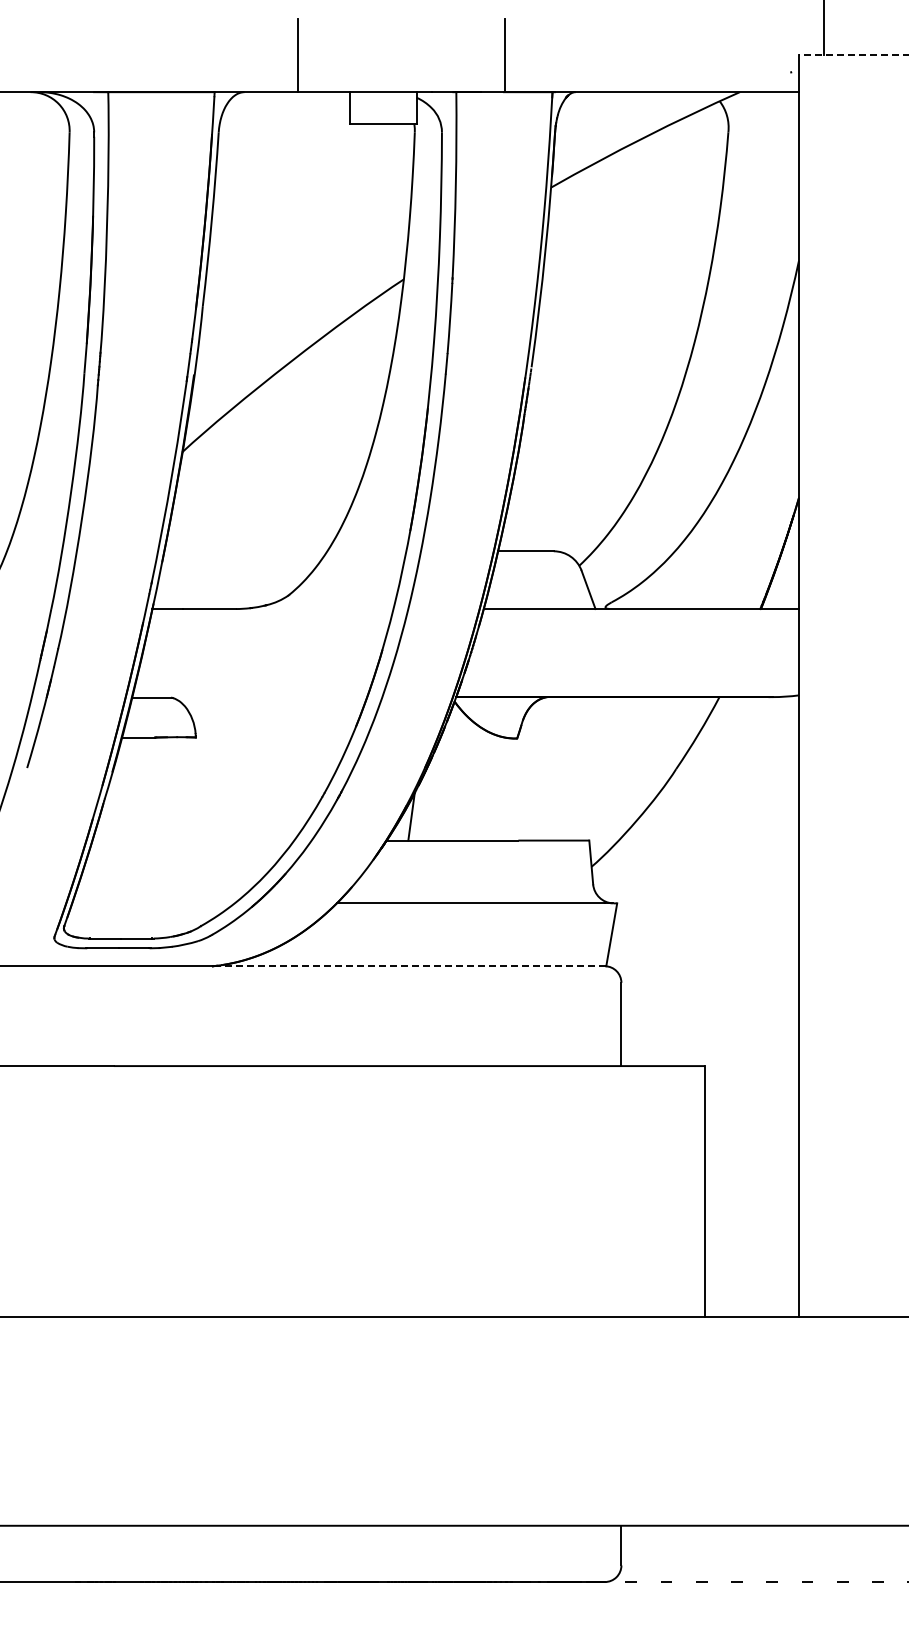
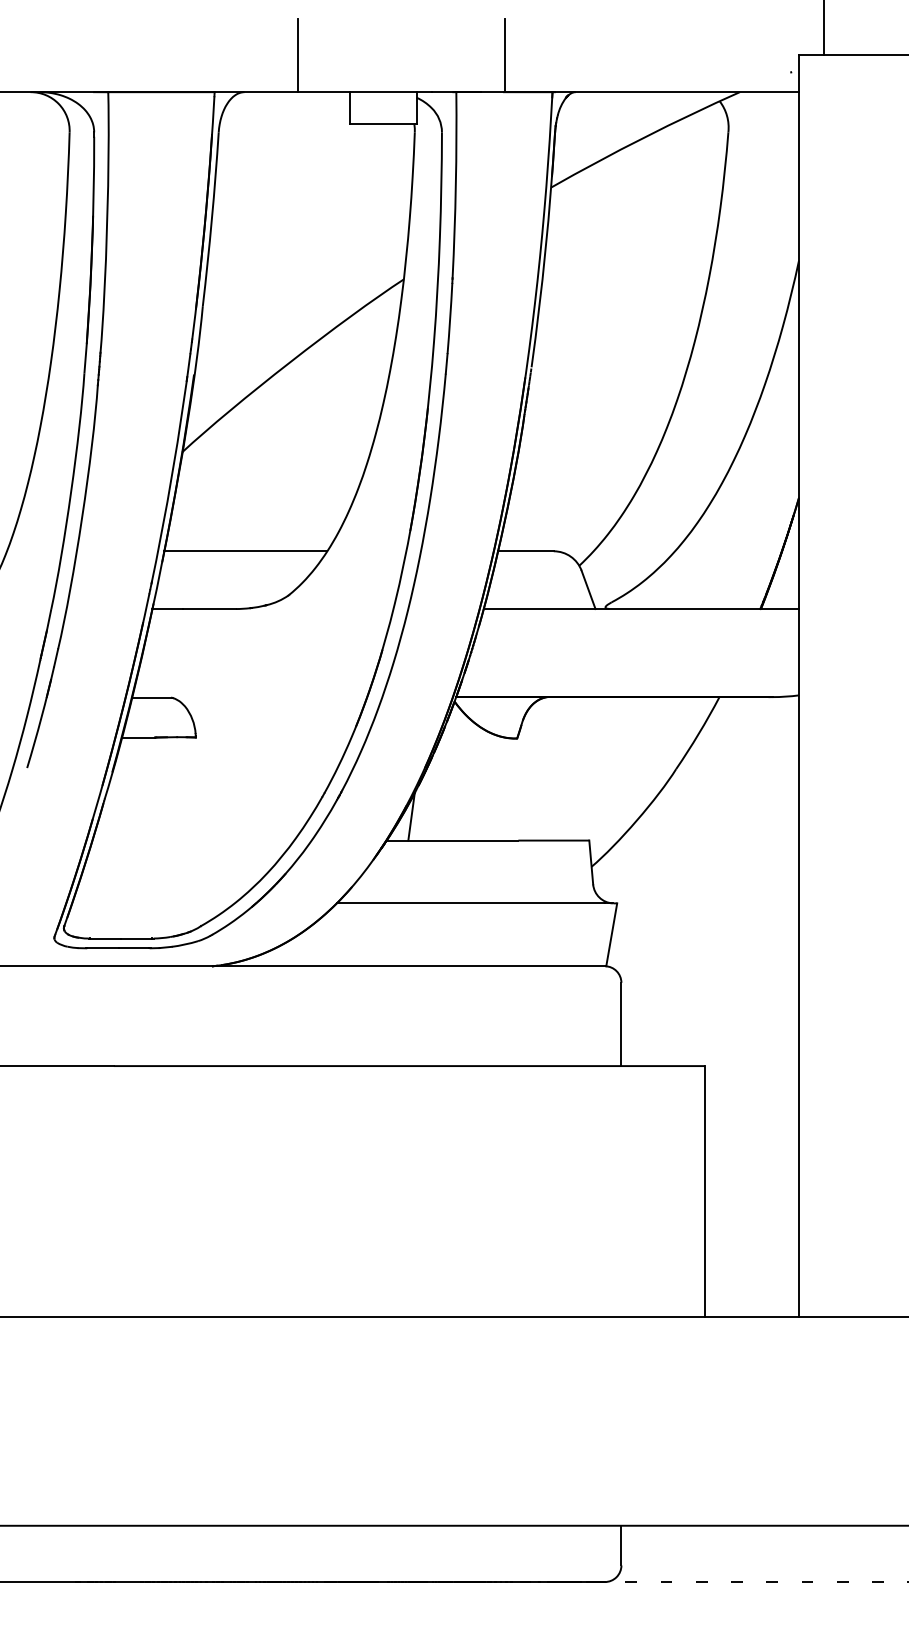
line: dashed -> solid (853, 55)
line: none -> present (245, 551)
line: dashed -> solid (409, 966)
